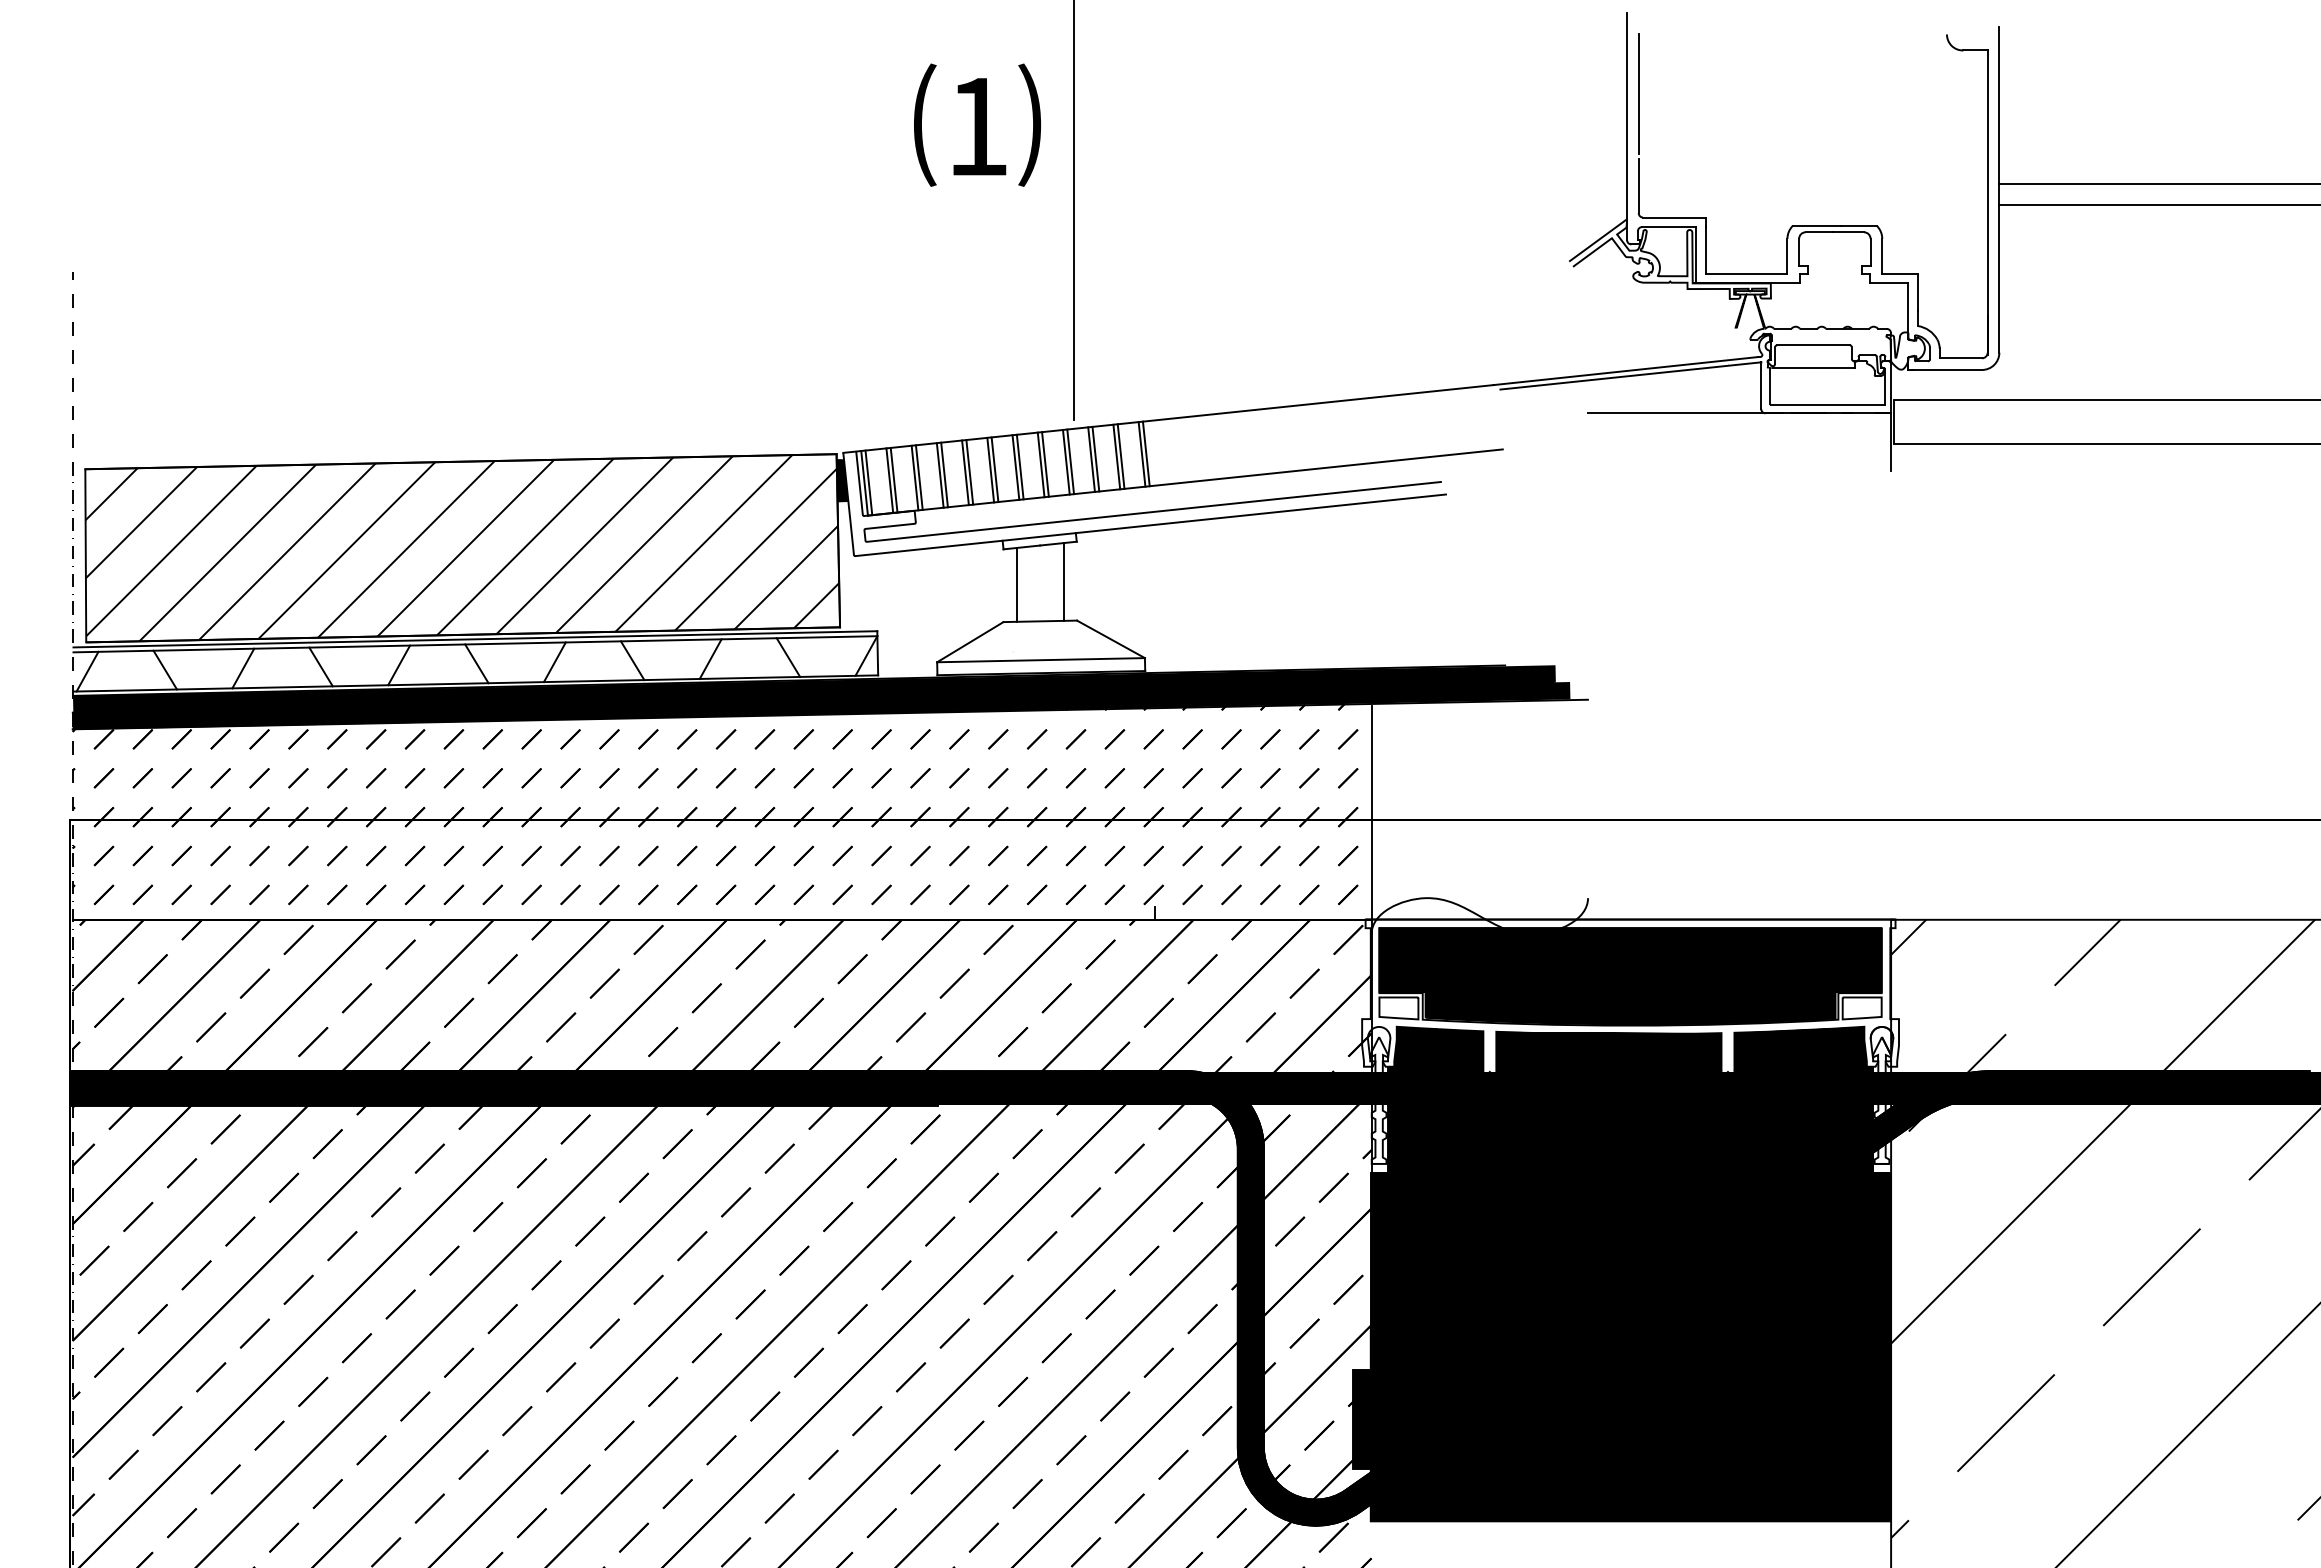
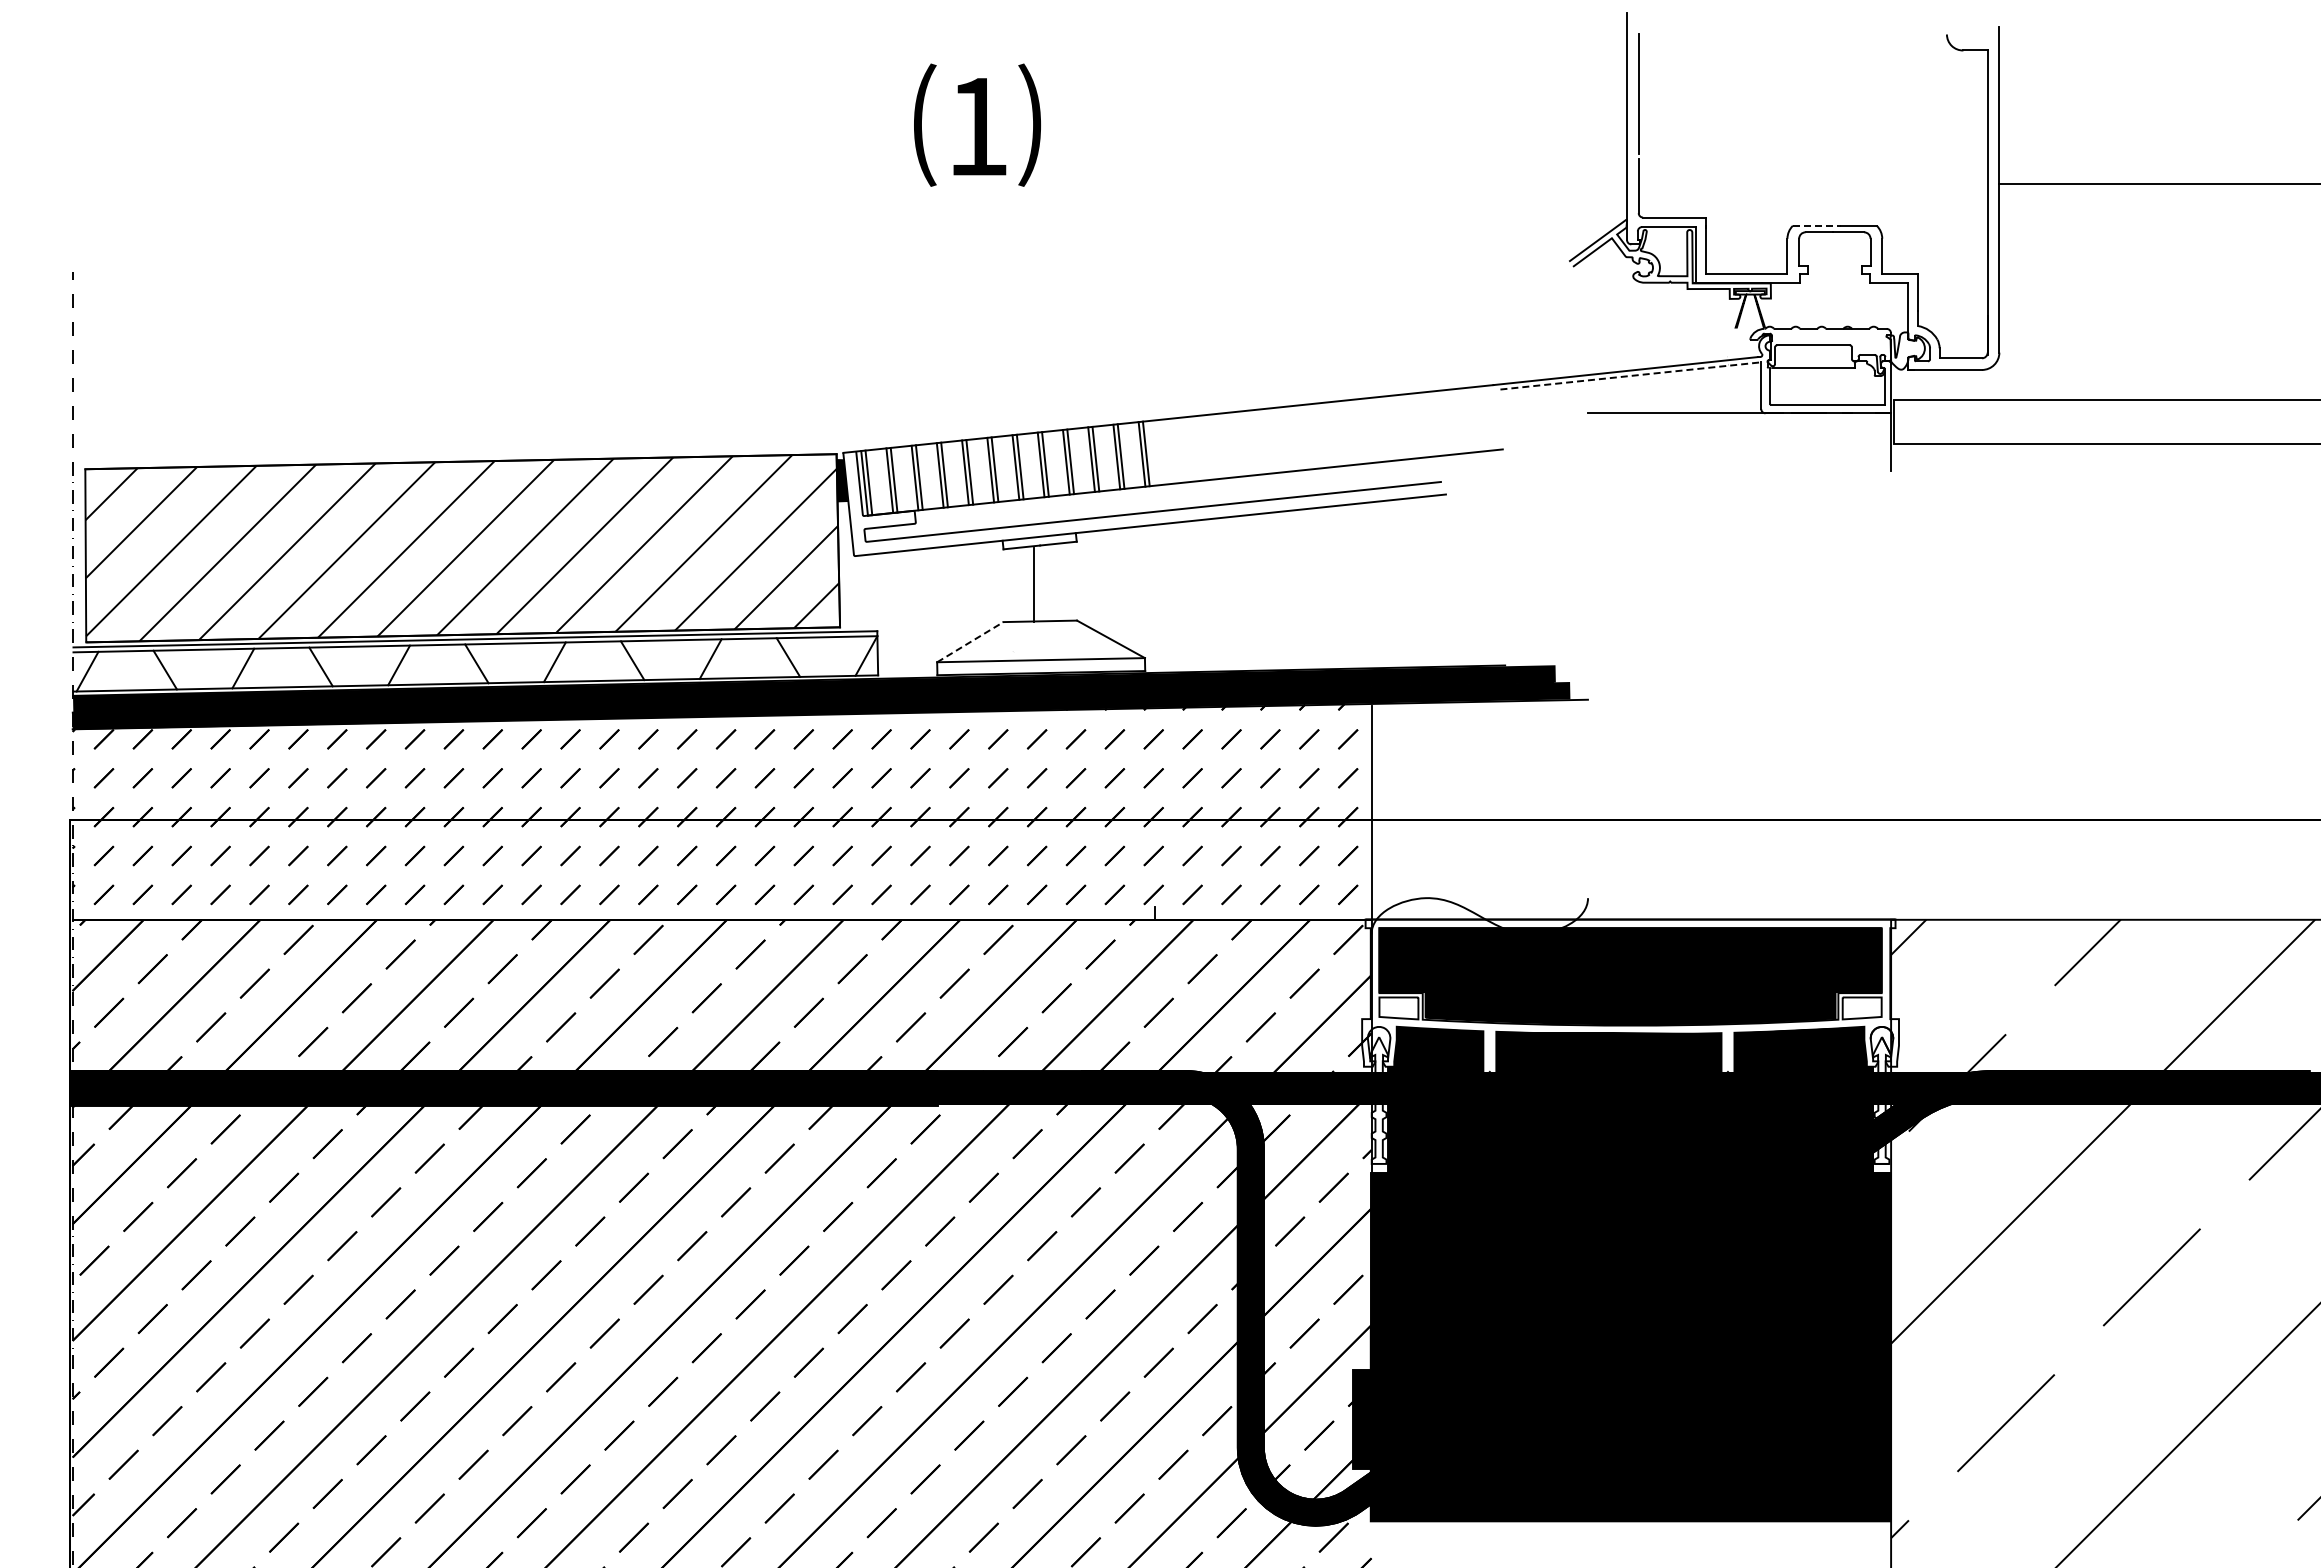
line: present -> none (2158, 205)
line: present -> none (1073, 211)
line: solid -> dashed (1816, 225)
line: solid -> dashed (1631, 375)
line: present -> none (1063, 581)
line position: (1016, 584) -> (1033, 584) (1033, 584)
line: solid -> dashed (970, 642)
